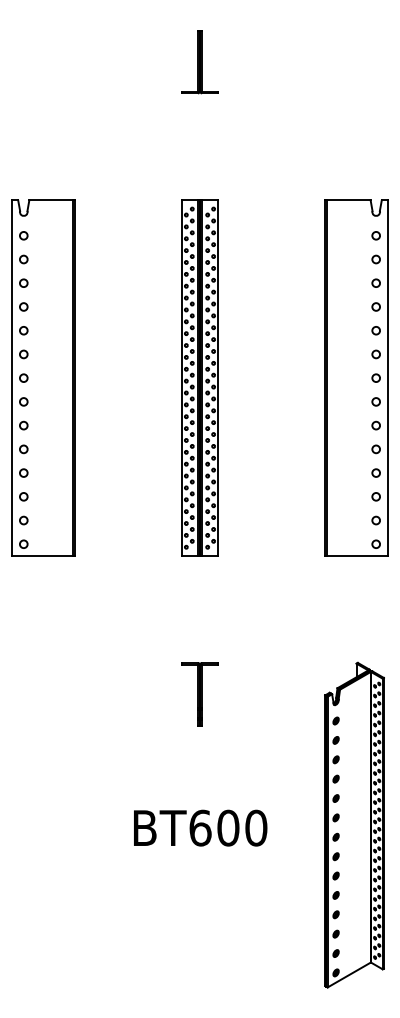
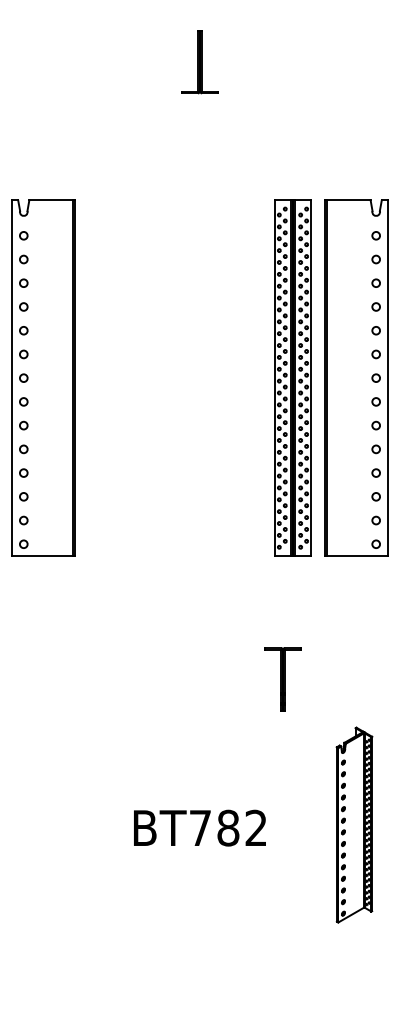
part position: (199, 377) -> (292, 377) (292, 377)
part position: (199, 694) -> (282, 679) (282, 679)
part size: 61x328 px -> 39x198 px (354, 824)
text: BT600 -> BT782 (228, 827)
